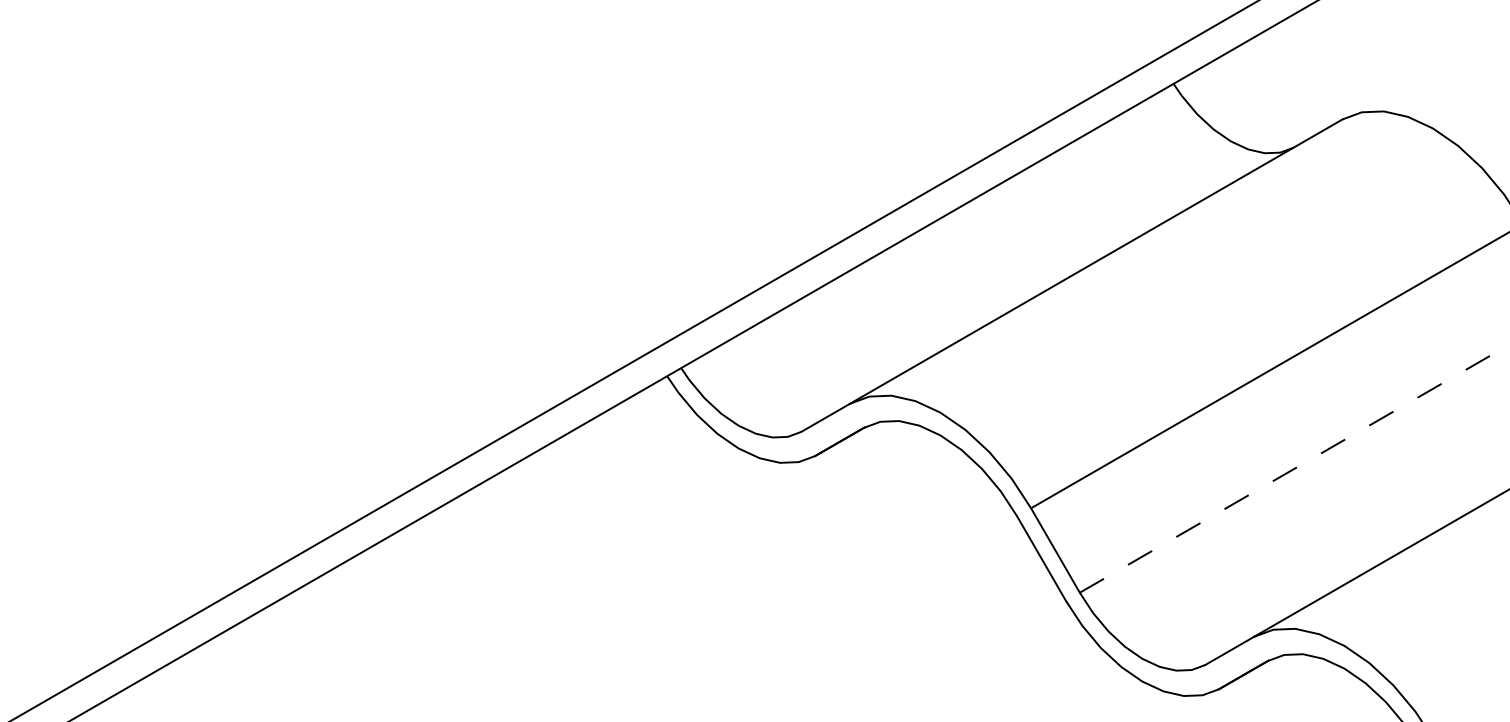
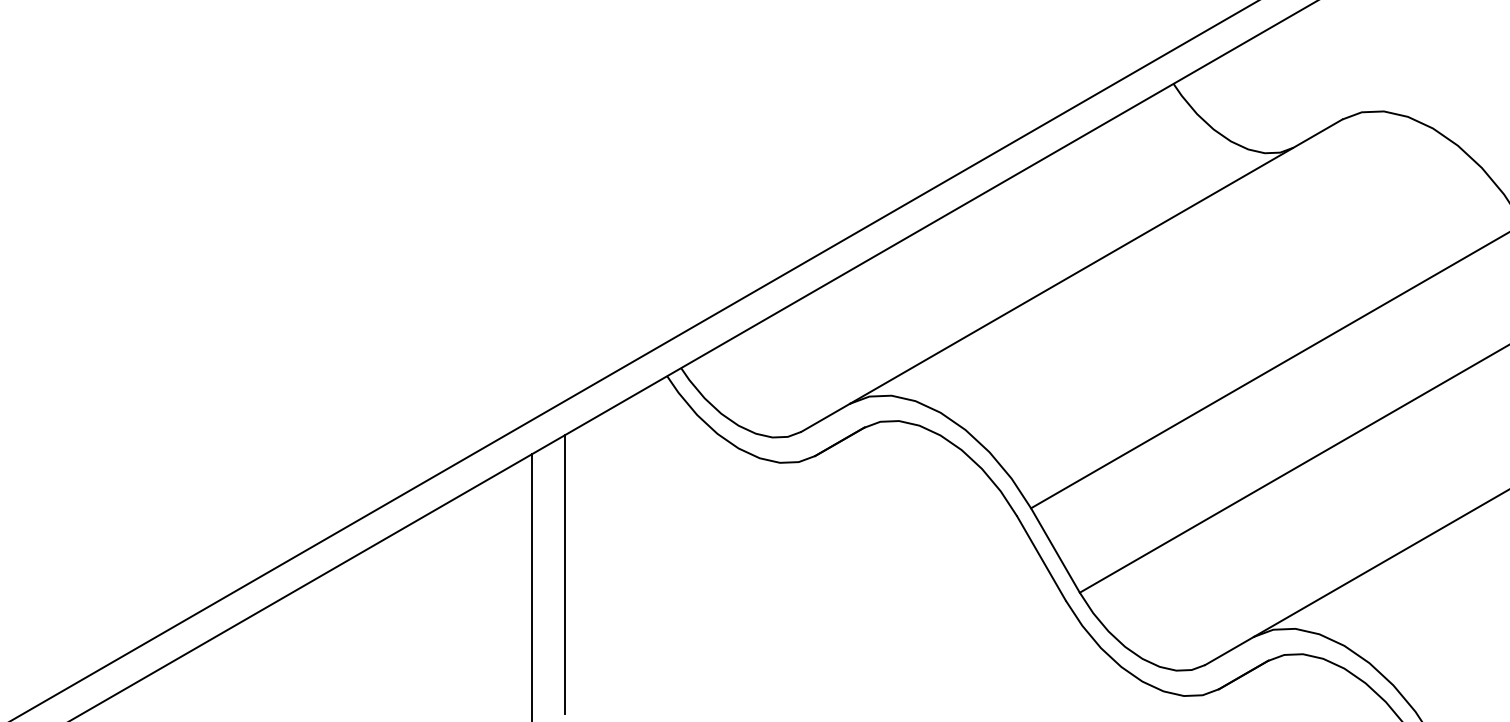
line: dashed -> solid (1295, 468)
line: none -> present (564, 574)
line: none -> present (532, 586)
